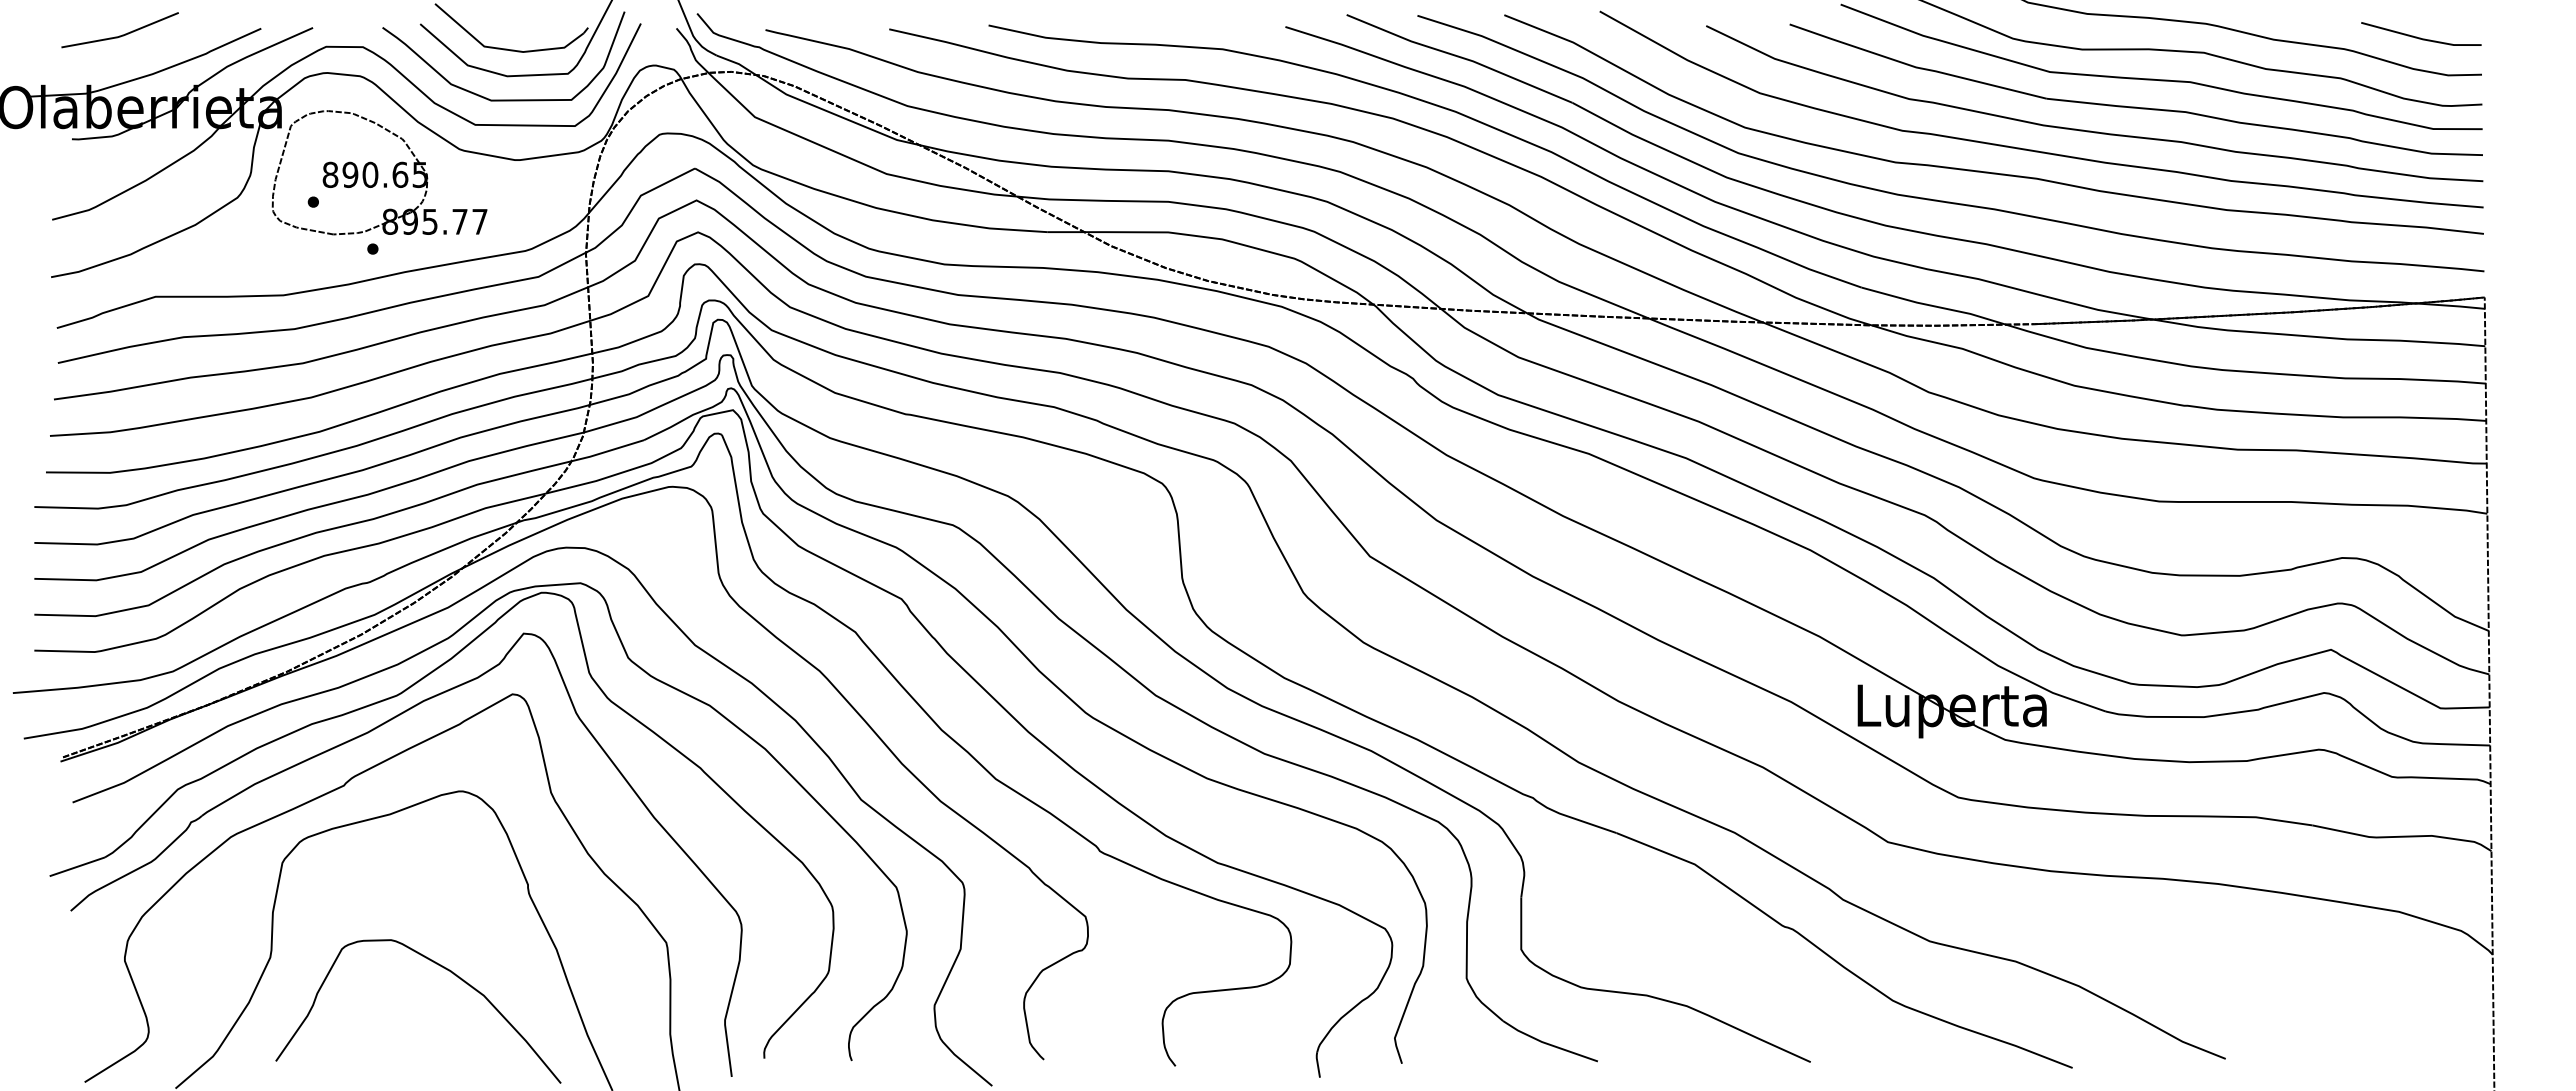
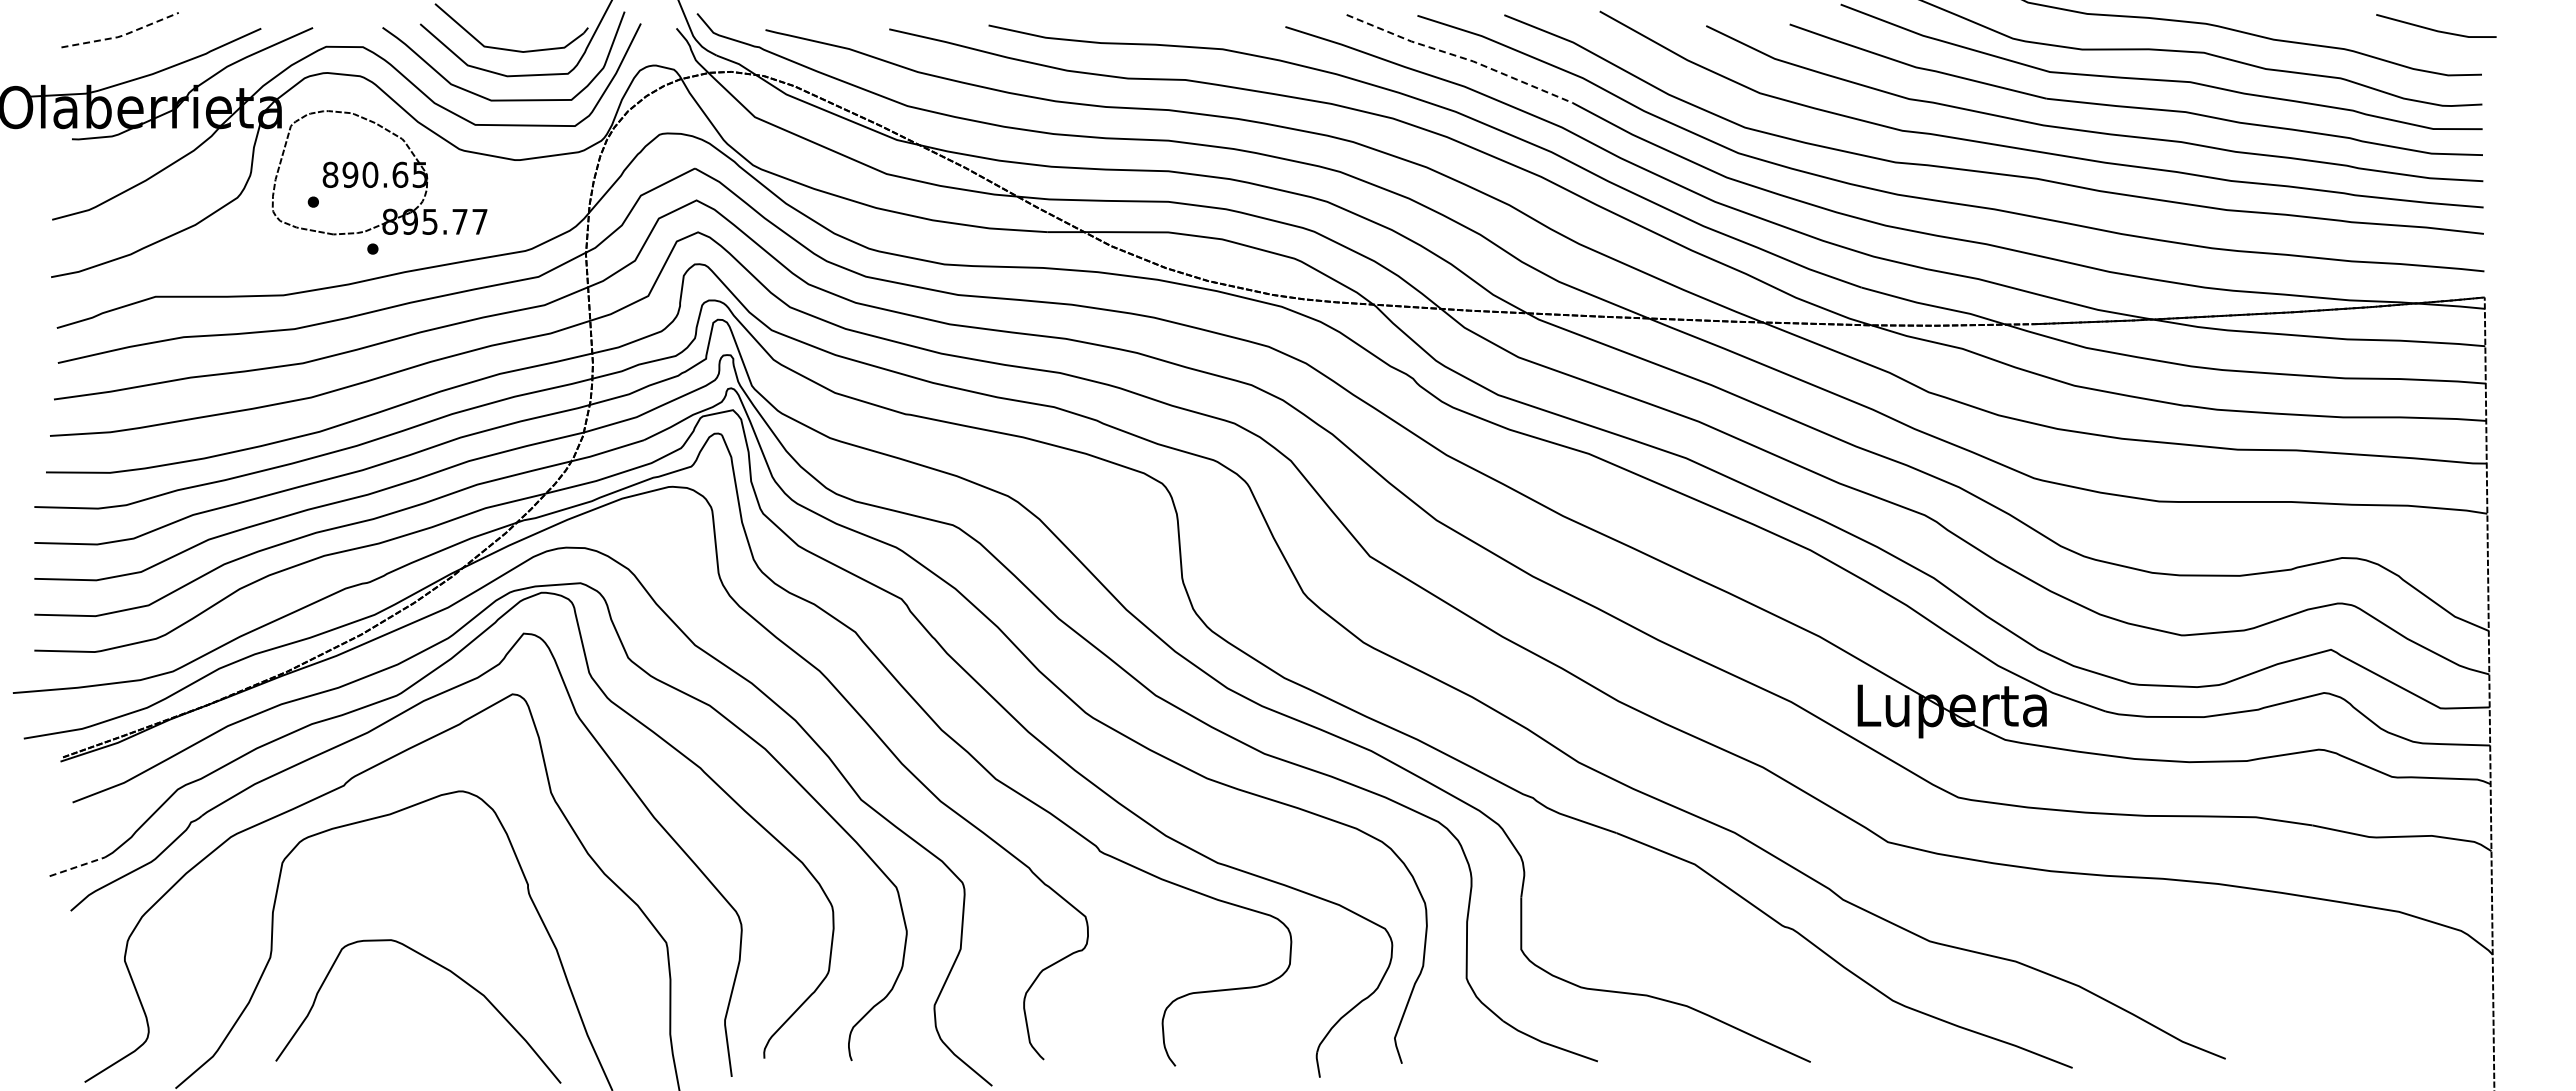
line: solid -> dashed (121, 36)
line position: (2420, 37) -> (2435, 29) (2435, 29)
line: solid -> dashed (1460, 57)
line: solid -> dashed (77, 866)
